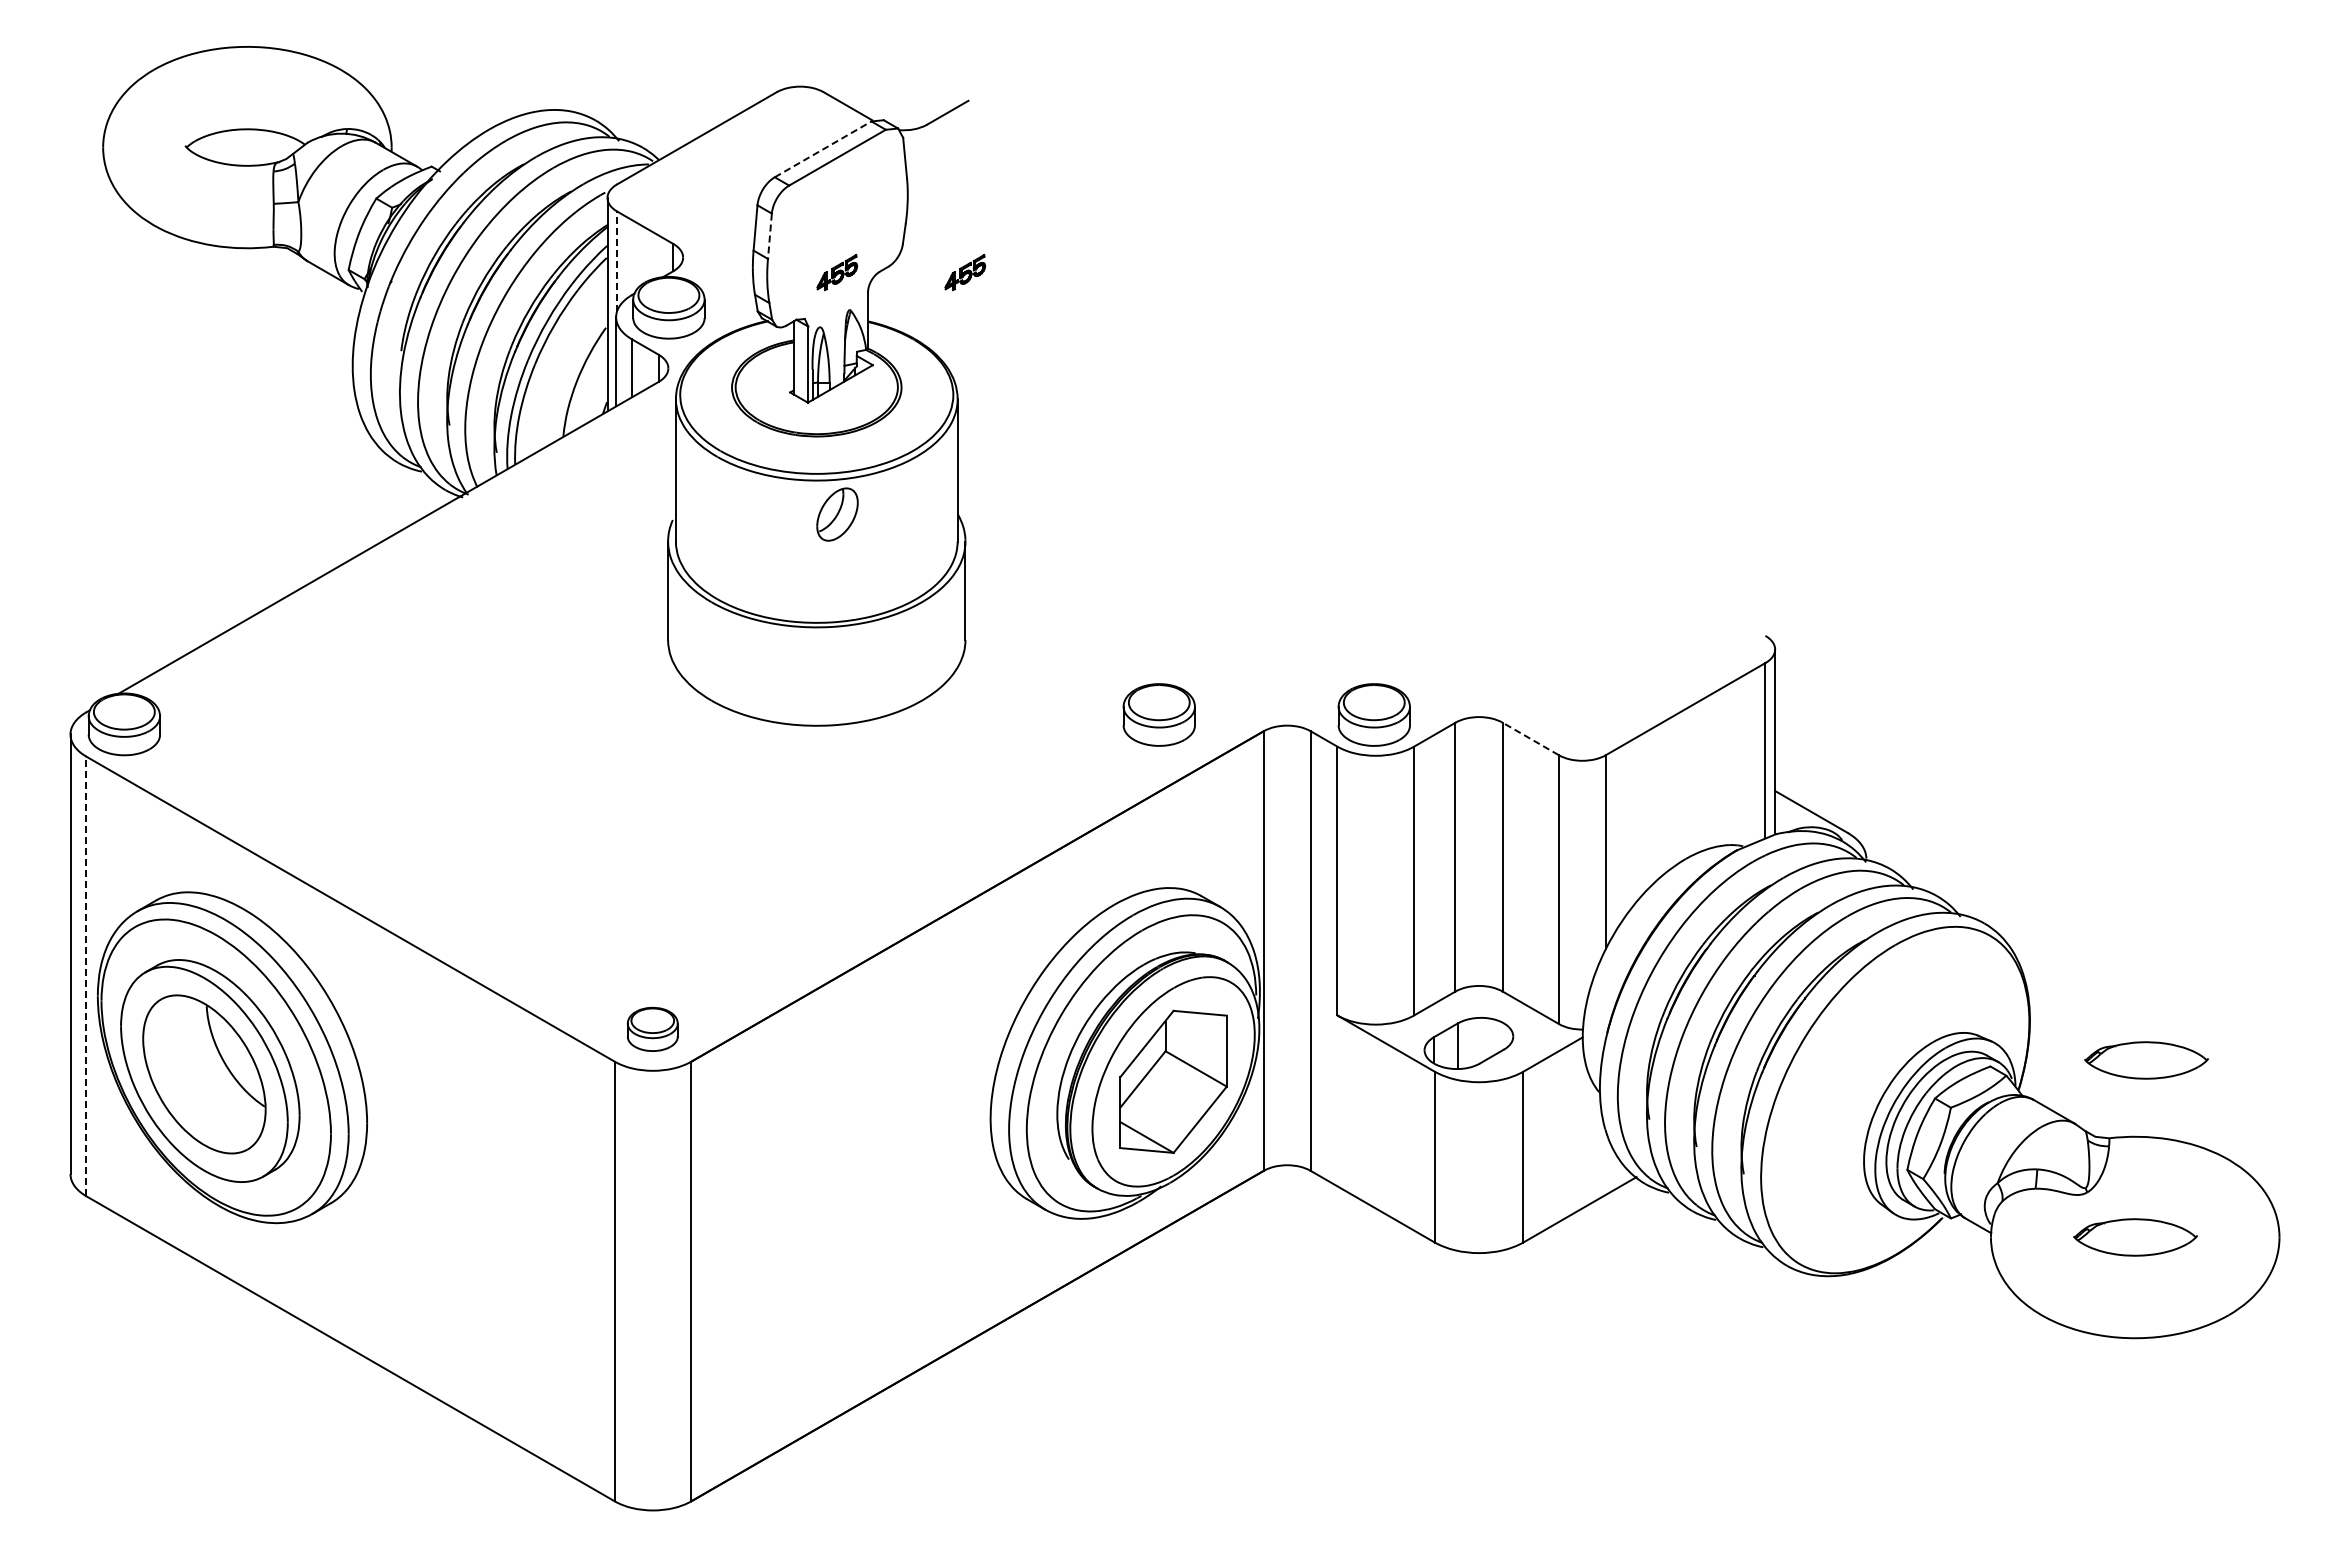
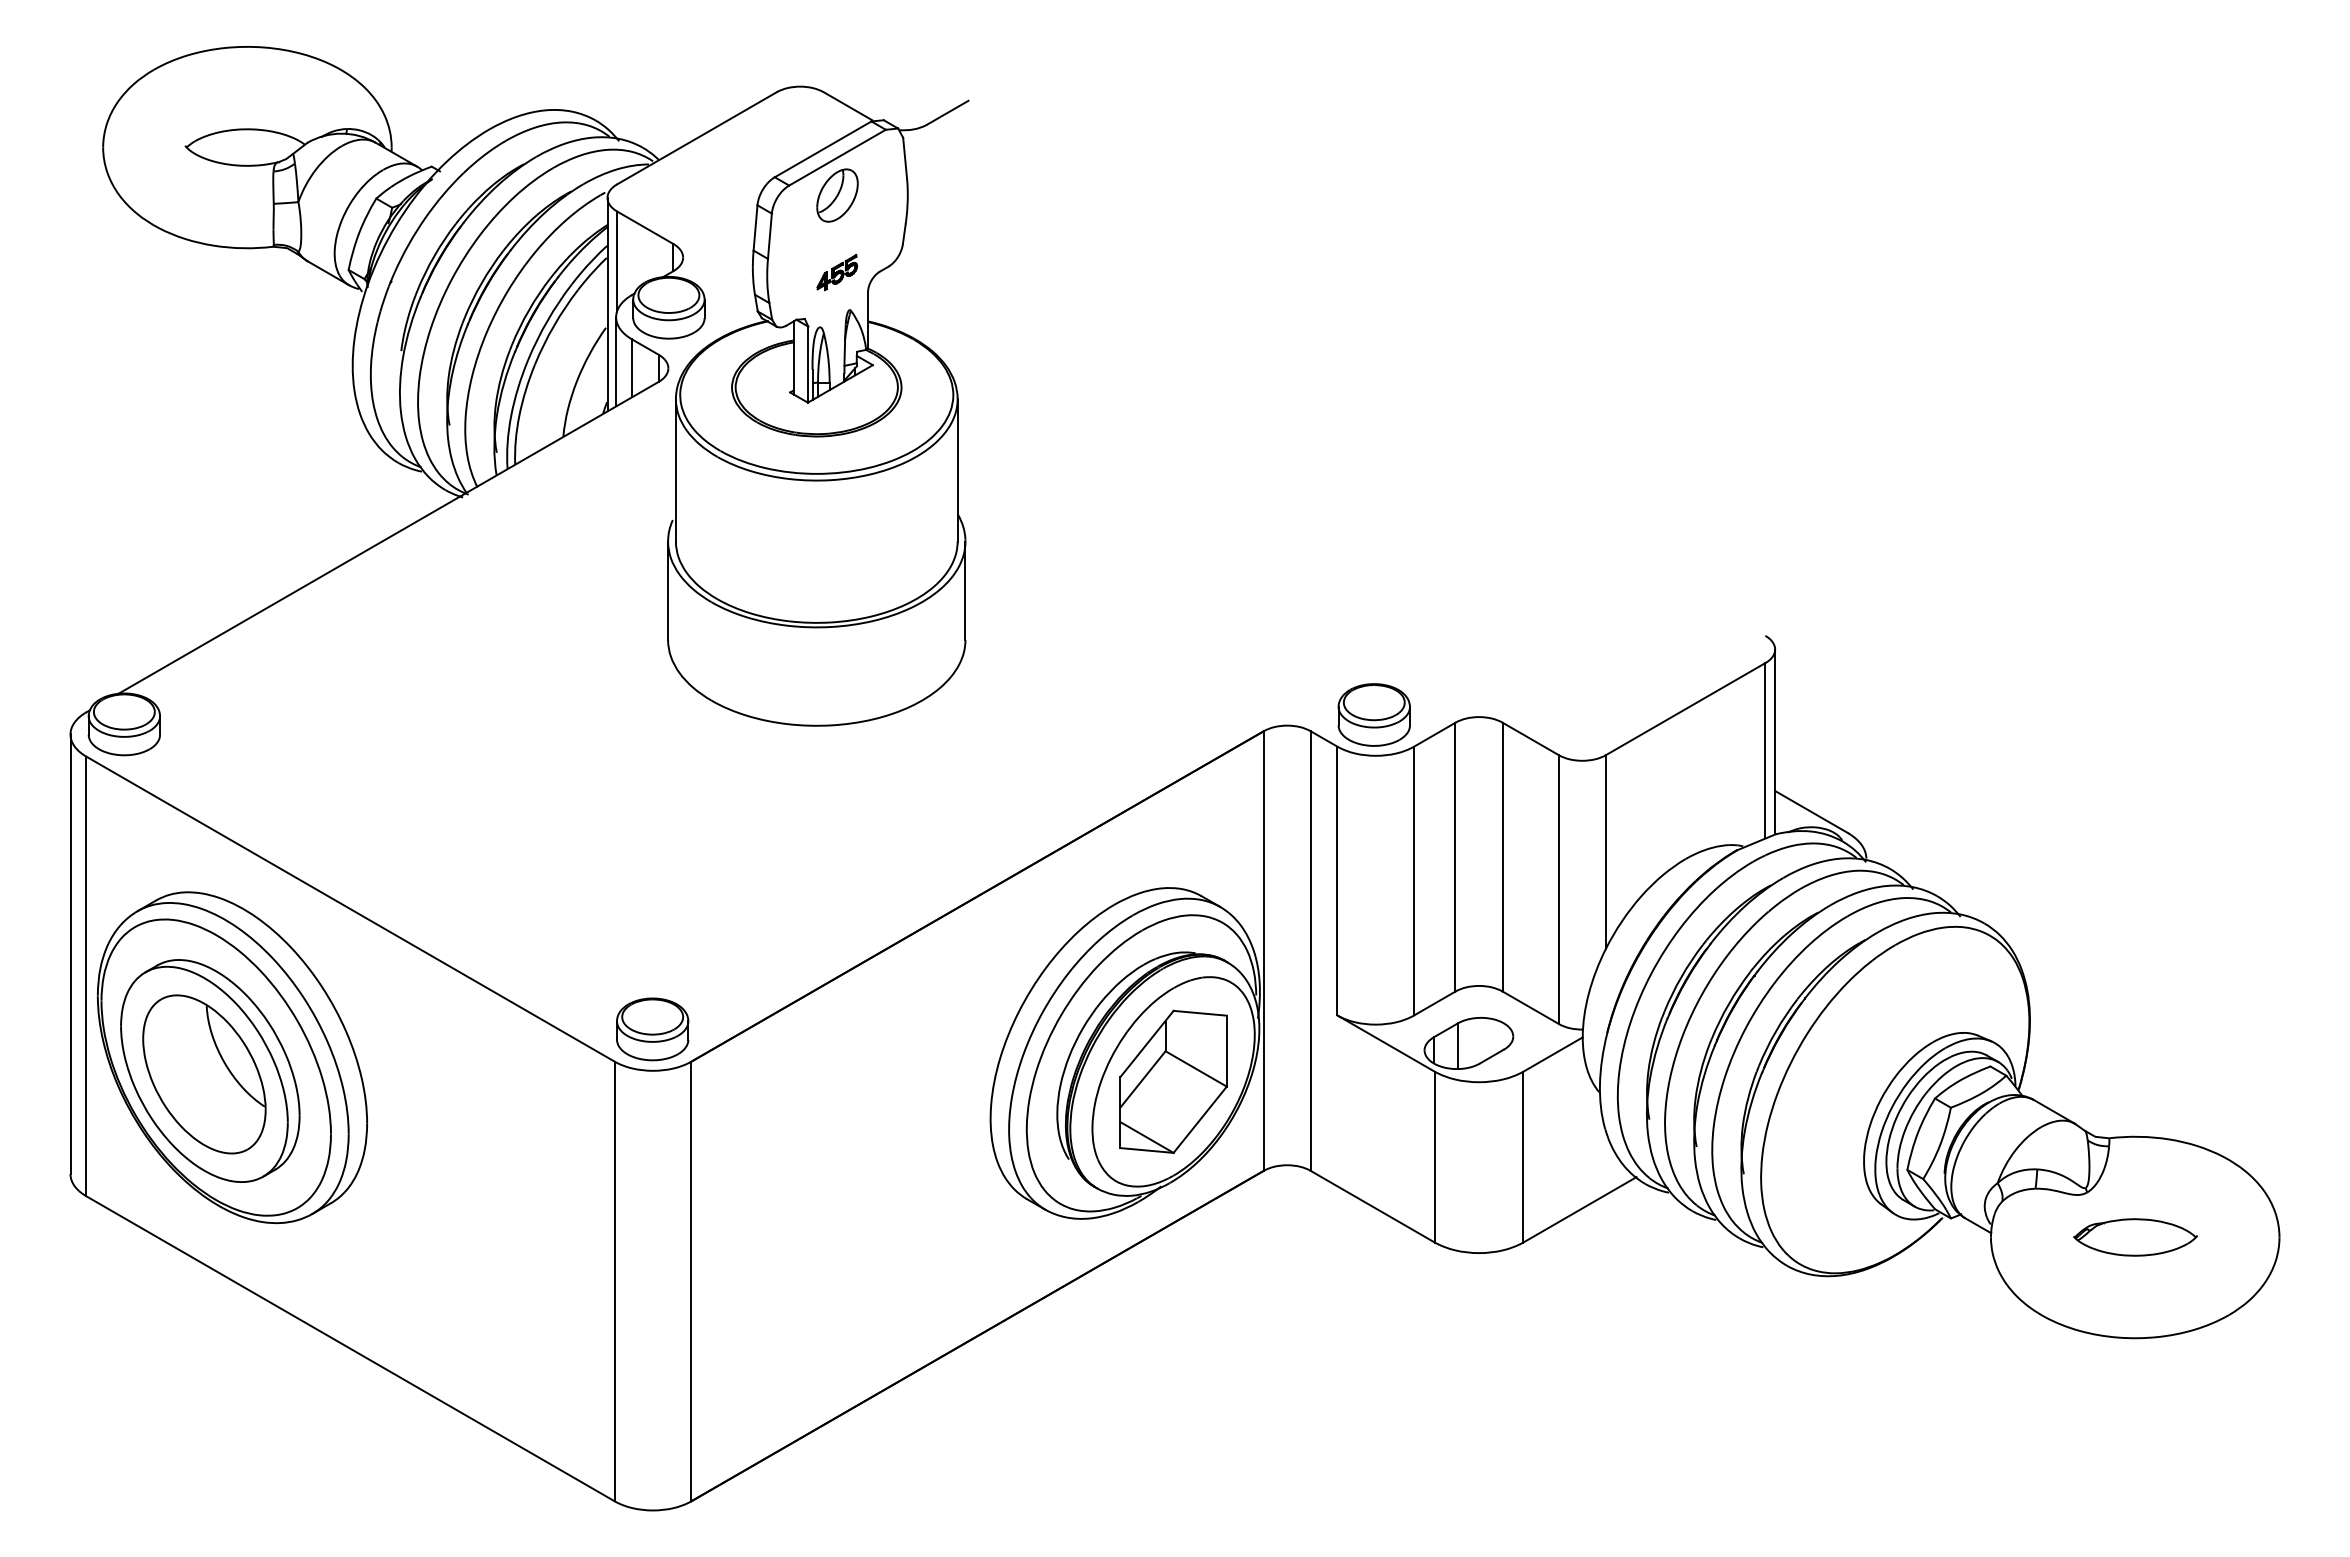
line: dashed -> solid (823, 149)
line: dashed -> solid (769, 236)
line: dashed -> solid (617, 261)
part: present -> none (965, 272)
part position: (837, 514) -> (837, 195) (837, 195)
part: present -> none (1158, 714)
line: dashed -> solid (1530, 738)
line: dashed -> solid (86, 976)
part size: 53x46 px -> 74x65 px (652, 1029)
part: present -> none (2146, 1060)
